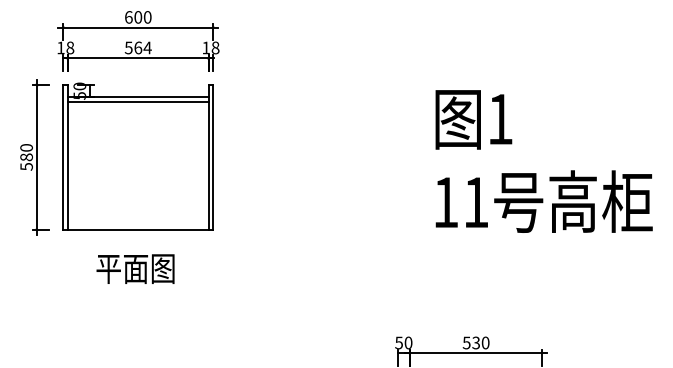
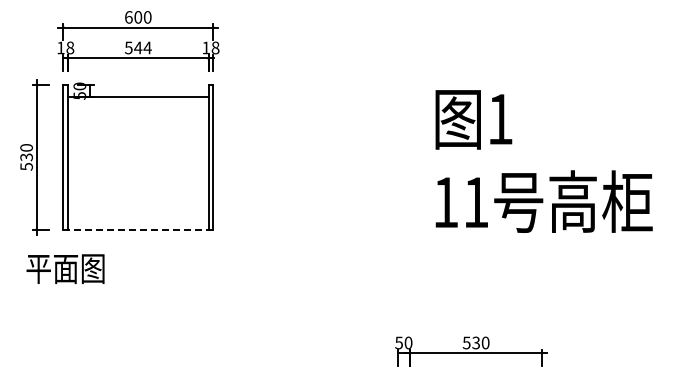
text: 564 -> 544 (138, 47)
line: present -> none (137, 101)
text: 580 -> 530 (26, 157)
line: solid -> dashed (138, 229)
text position: (135, 268) -> (65, 268) (65, 268)
